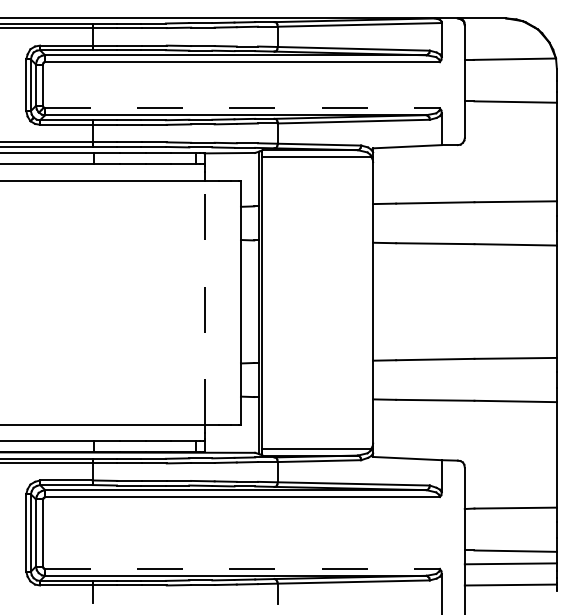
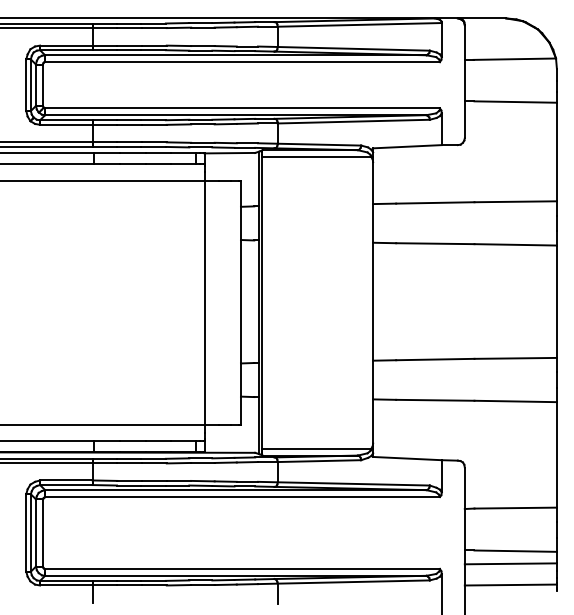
line: dashed -> solid (243, 108)
line: dashed -> solid (204, 302)
line: dashed -> solid (243, 568)
